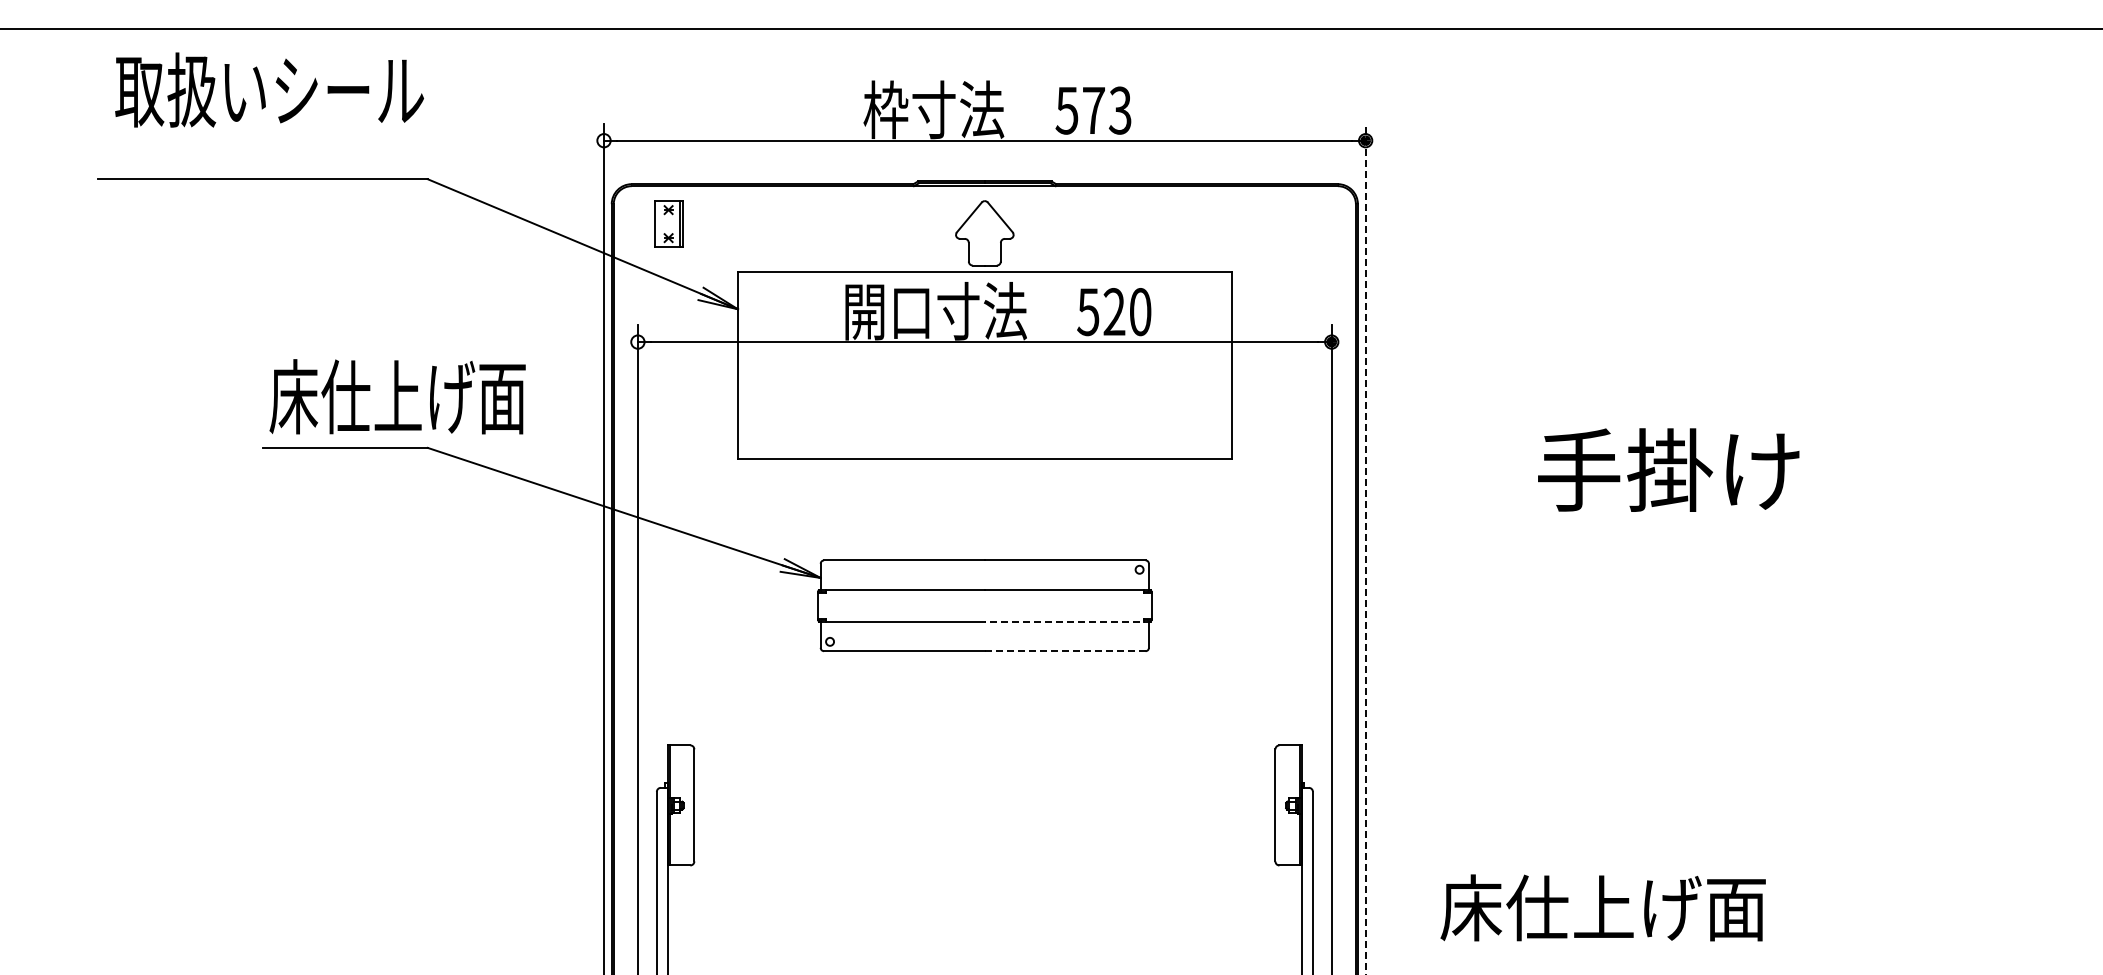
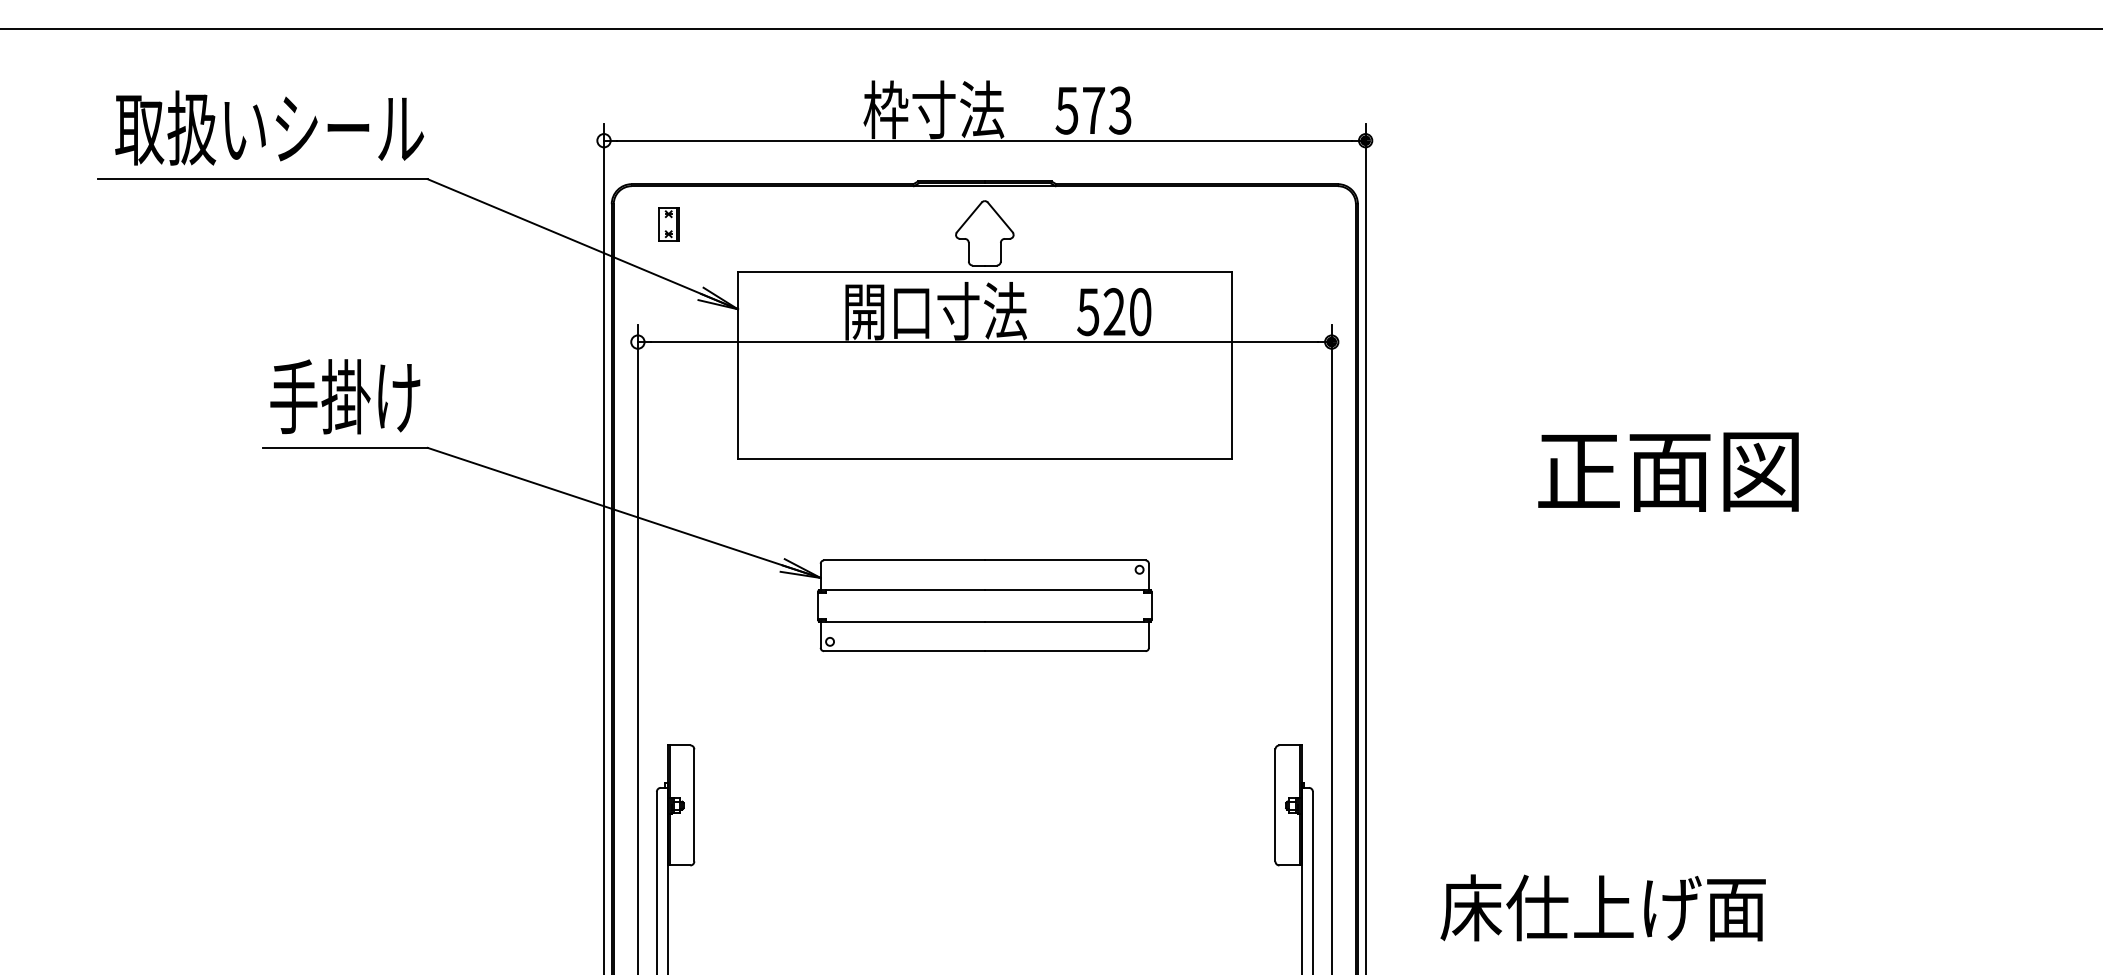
text position: (269, 89) -> (269, 127) (269, 127)
part size: 30x48 px -> 22x35 px (668, 224)
text: 床仕上げ面 -> 手掛け (397, 396)
text: 手掛け -> 正面図 (1668, 469)
line: dashed -> solid (1365, 548)
line: dashed -> solid (1067, 621)
line: dashed -> solid (1064, 651)
